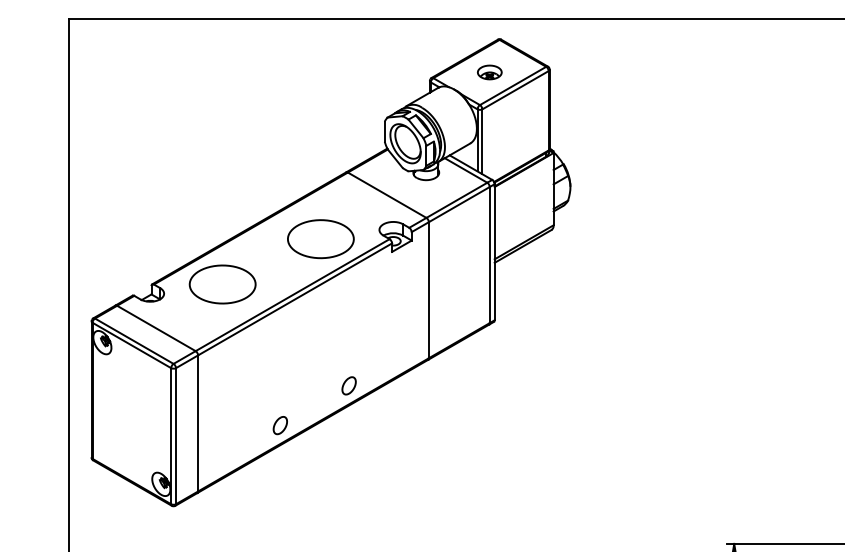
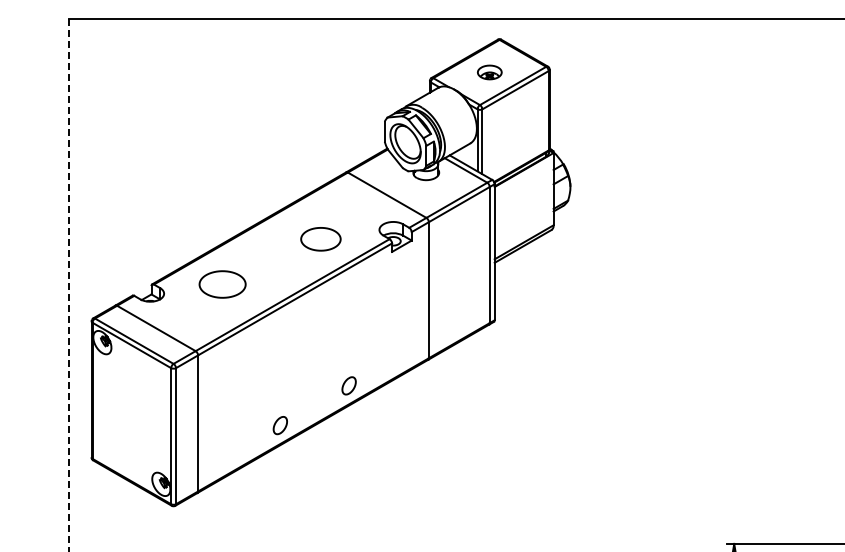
part size: 68x41 px -> 42x25 px (320, 239)
part size: 69x41 px -> 49x29 px (222, 284)
line: solid -> dashed (68, 285)
